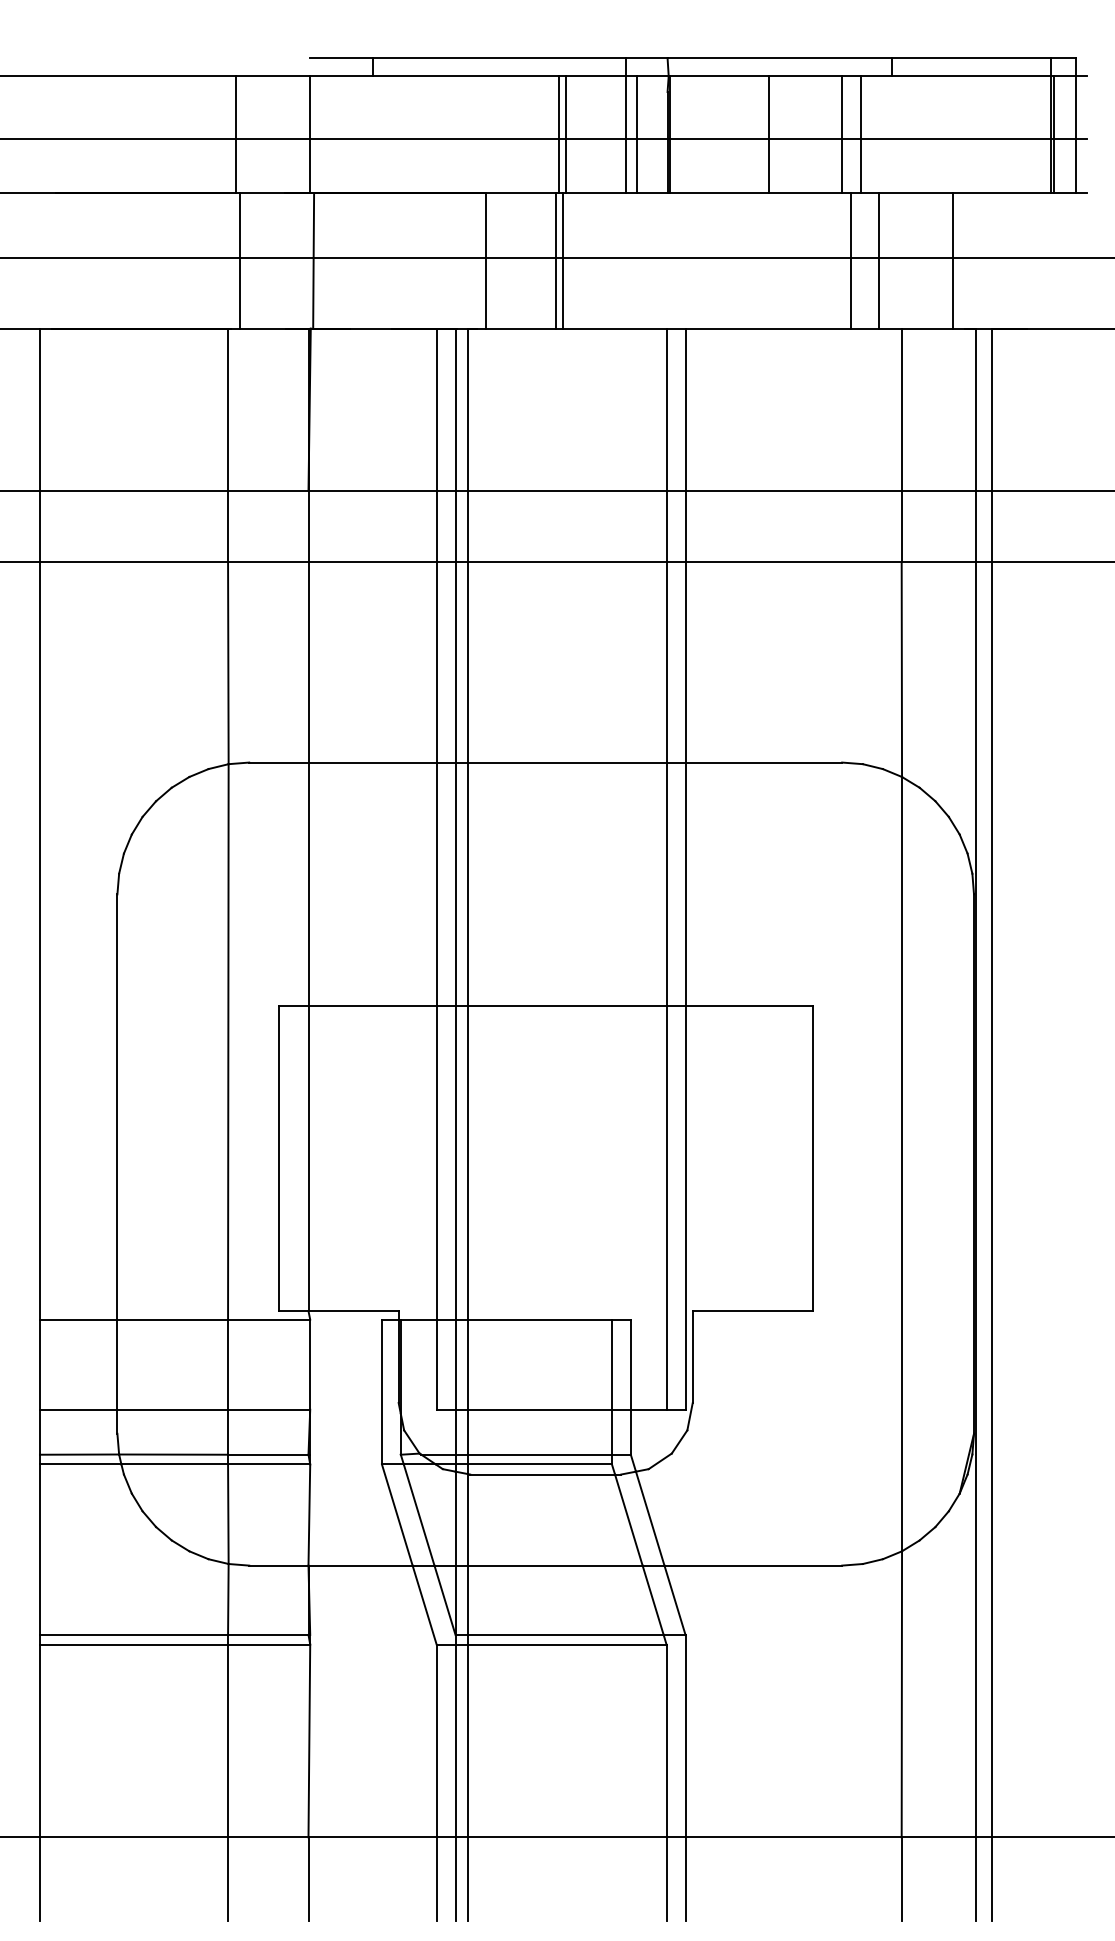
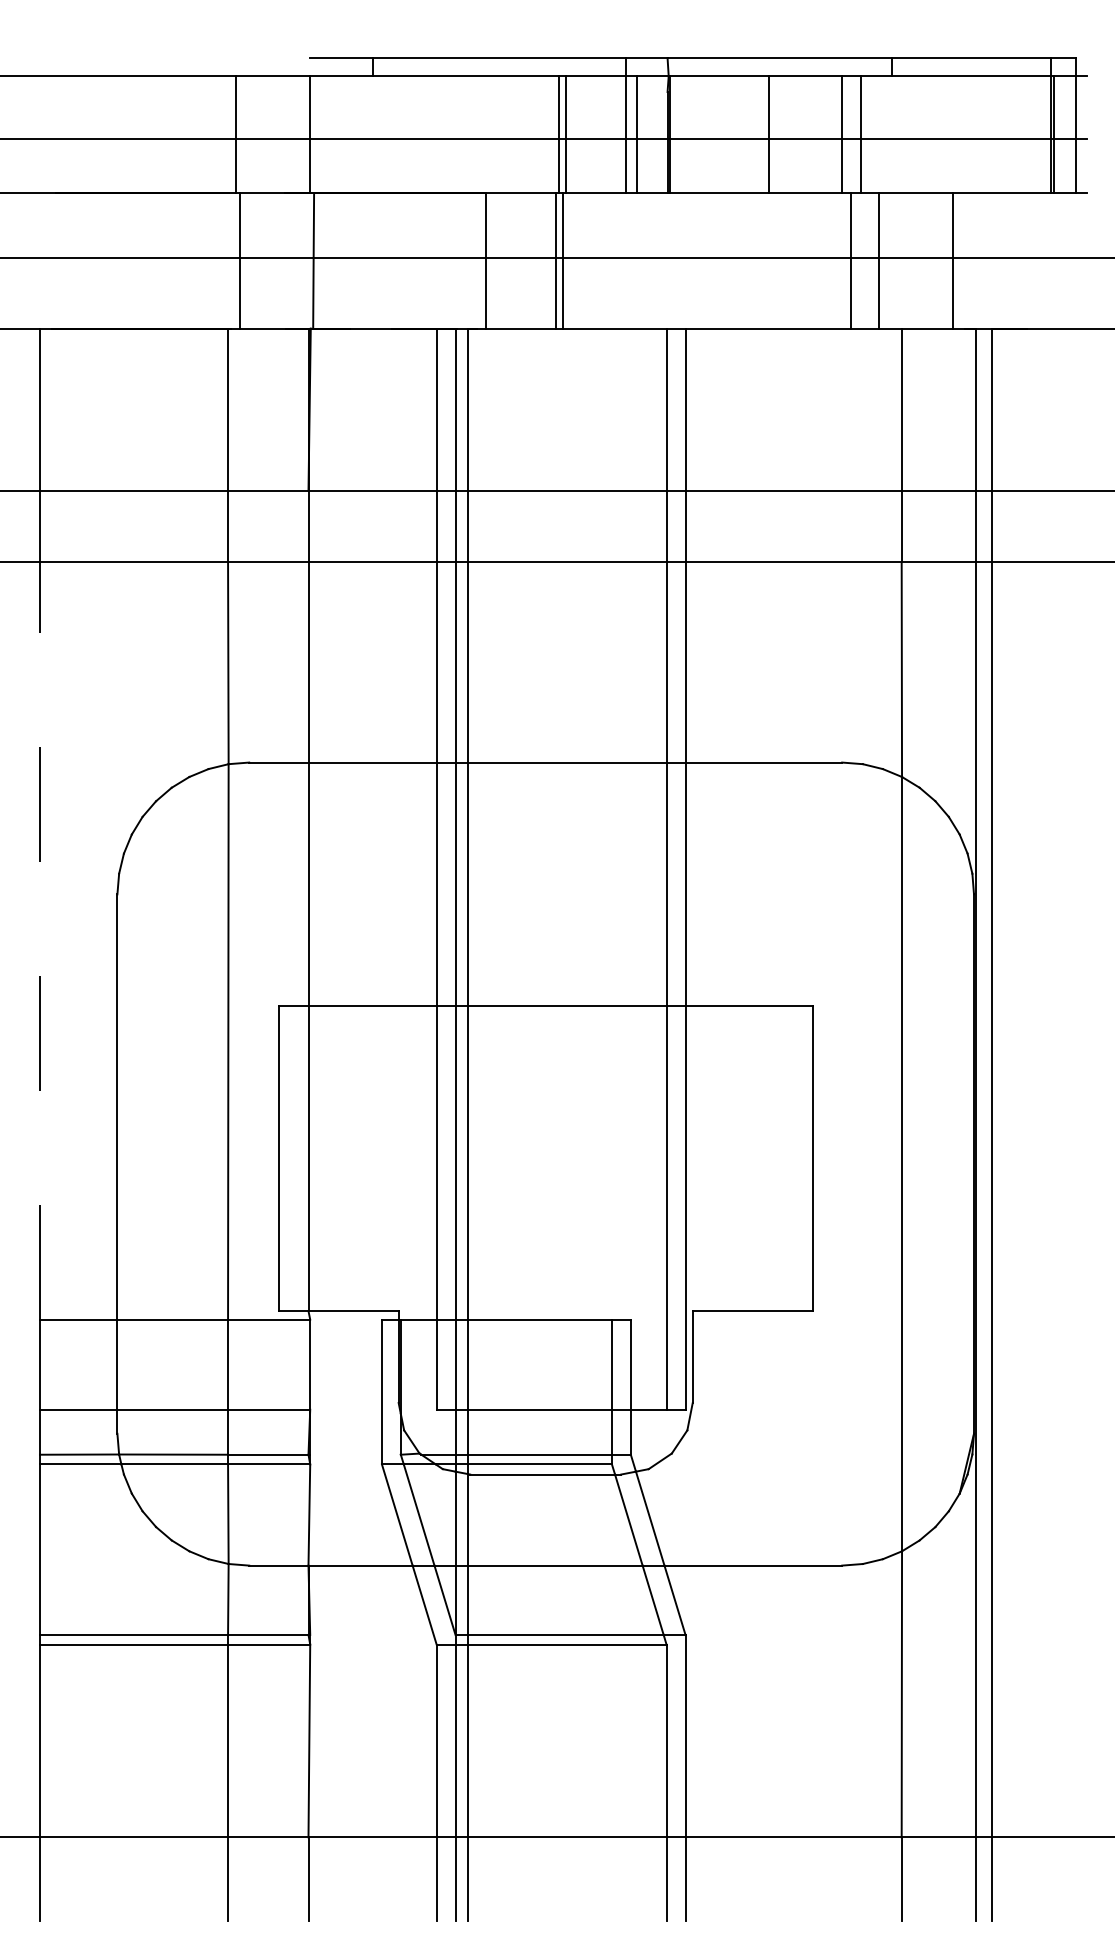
line: solid -> dashed (39, 940)
